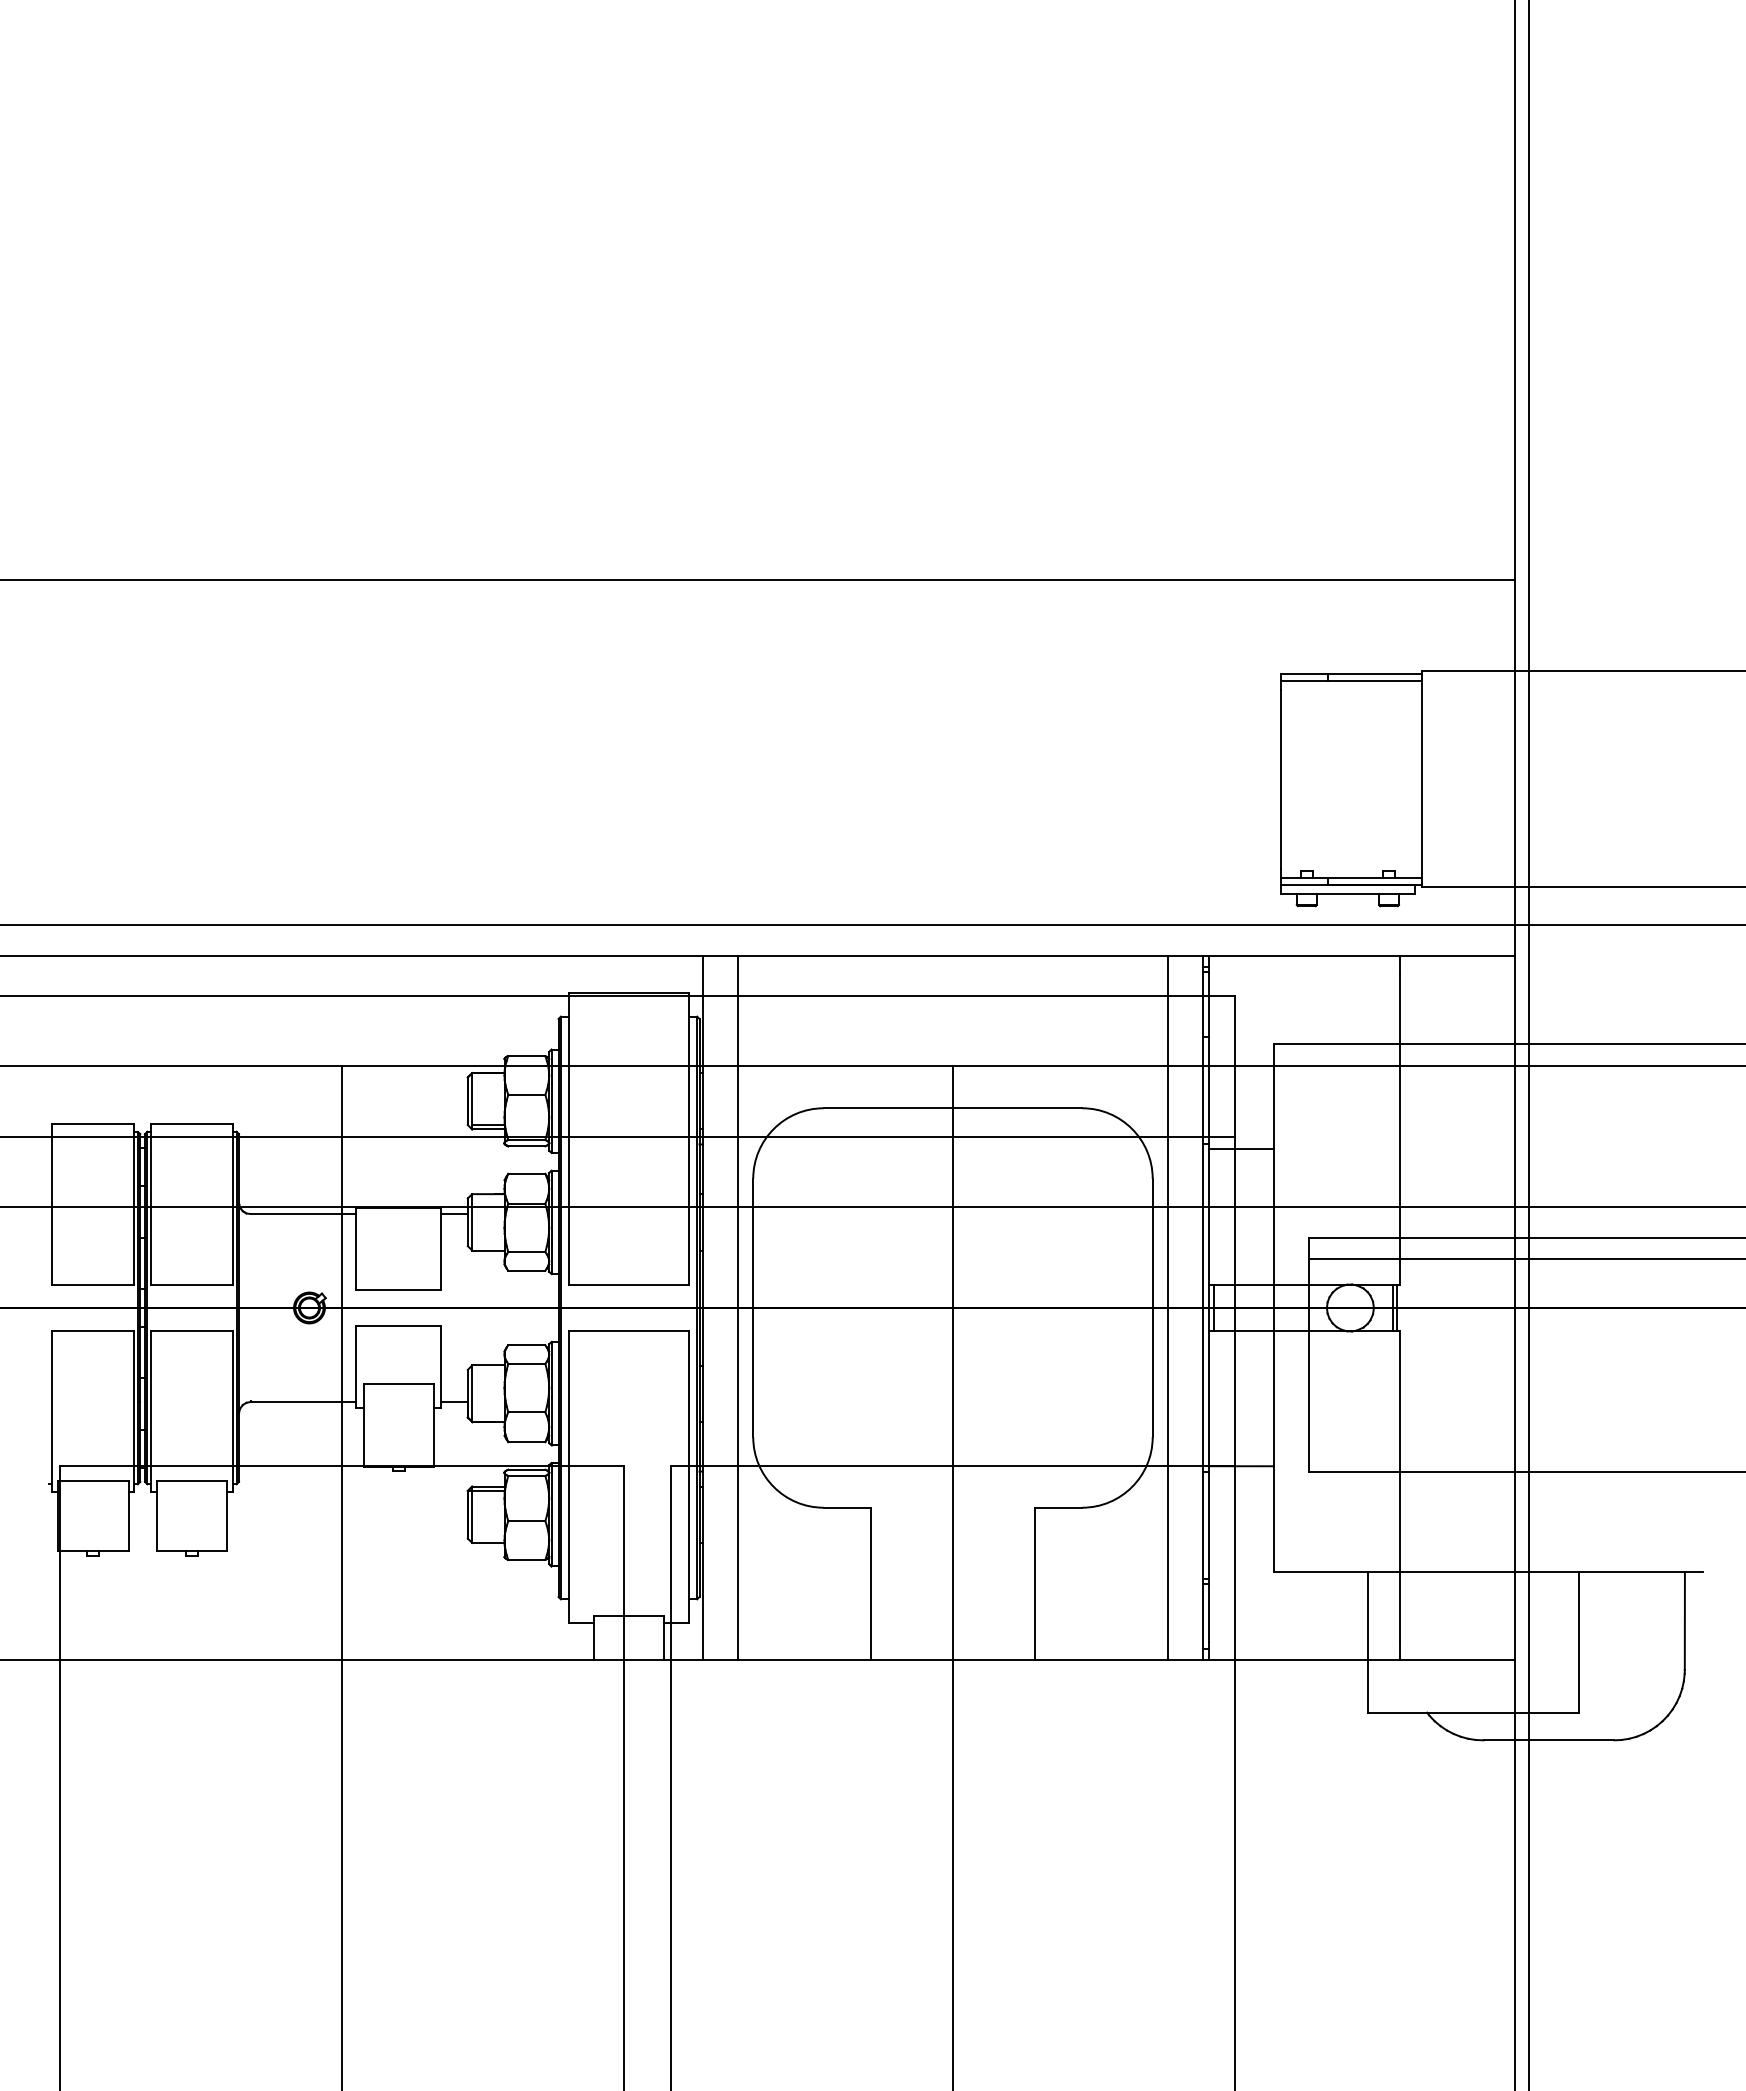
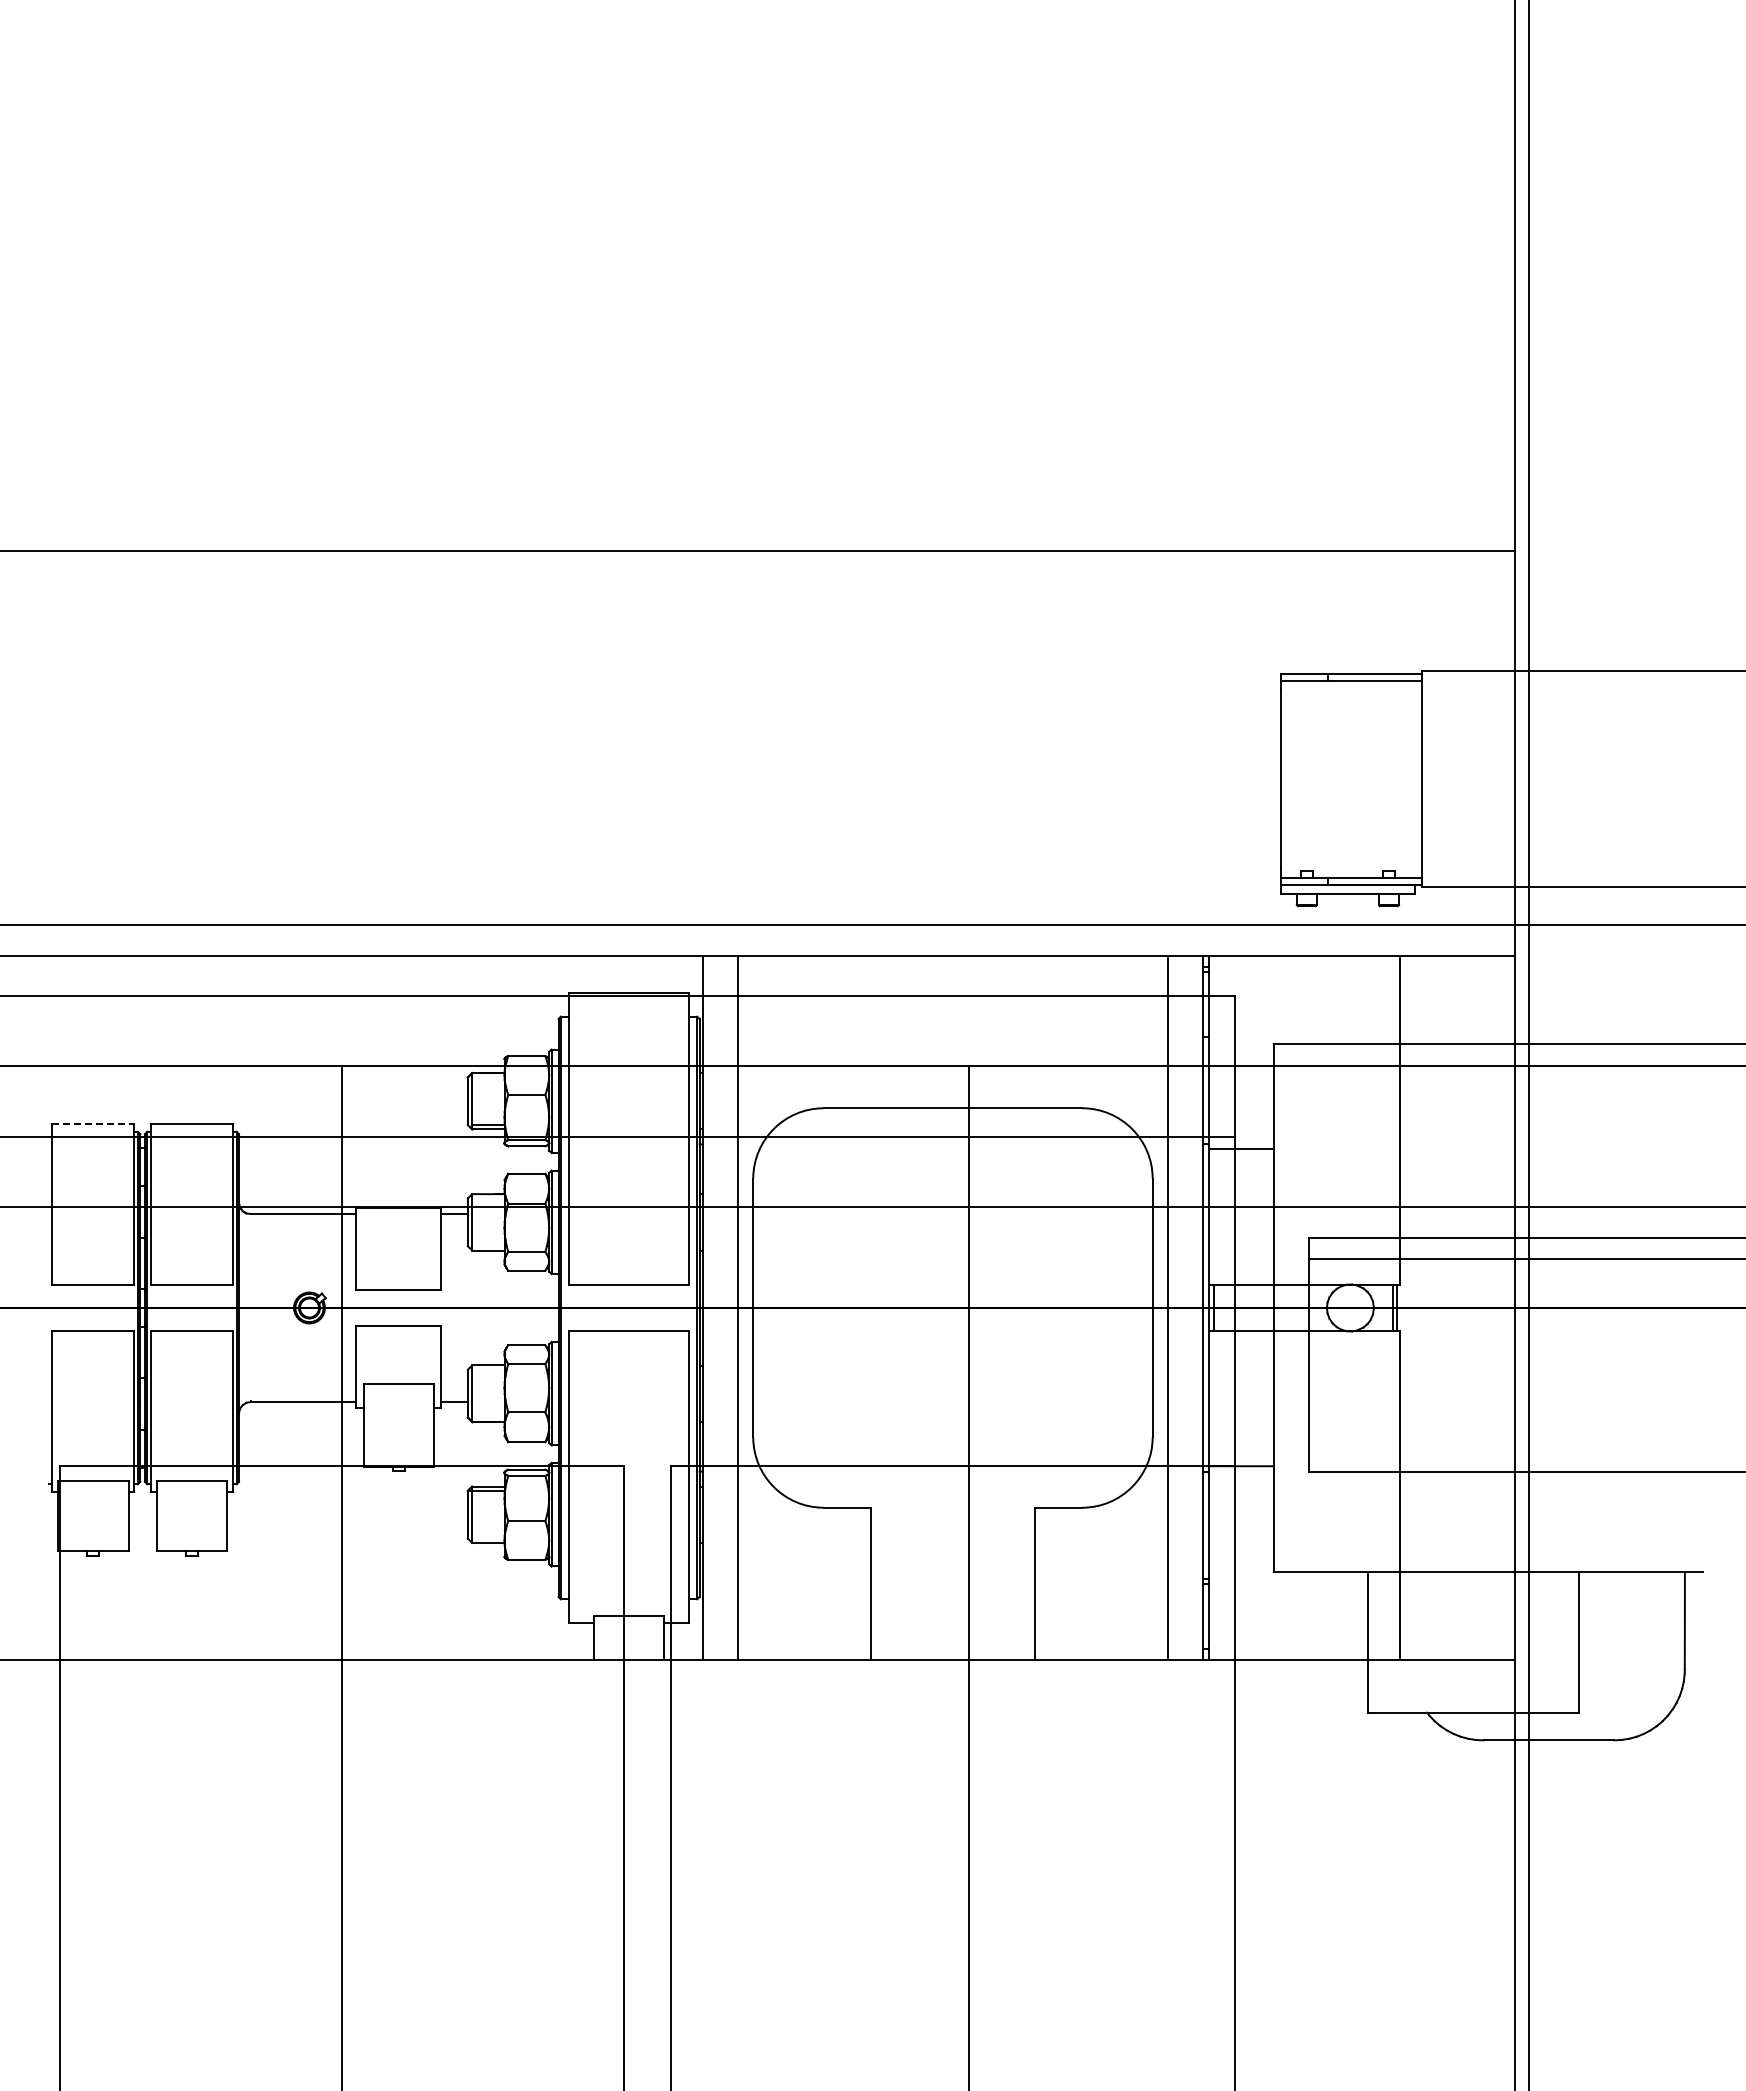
line position: (758, 579) -> (758, 550) (758, 550)
line: solid -> dashed (93, 1123)
line position: (953, 1576) -> (969, 1576) (969, 1576)
